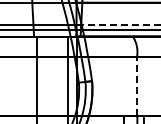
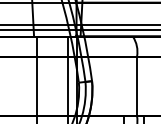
line: dashed -> solid (118, 24)
line: dashed -> solid (137, 86)
